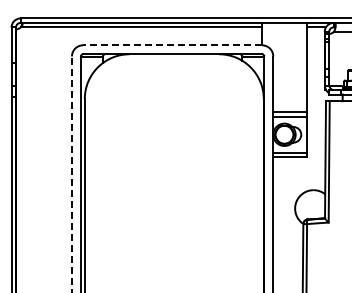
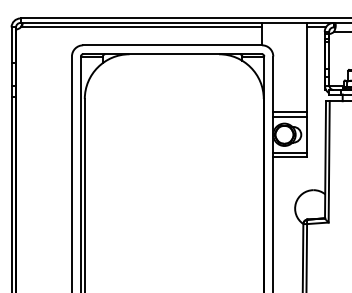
line: dashed -> solid (172, 45)
line: dashed -> solid (71, 174)
